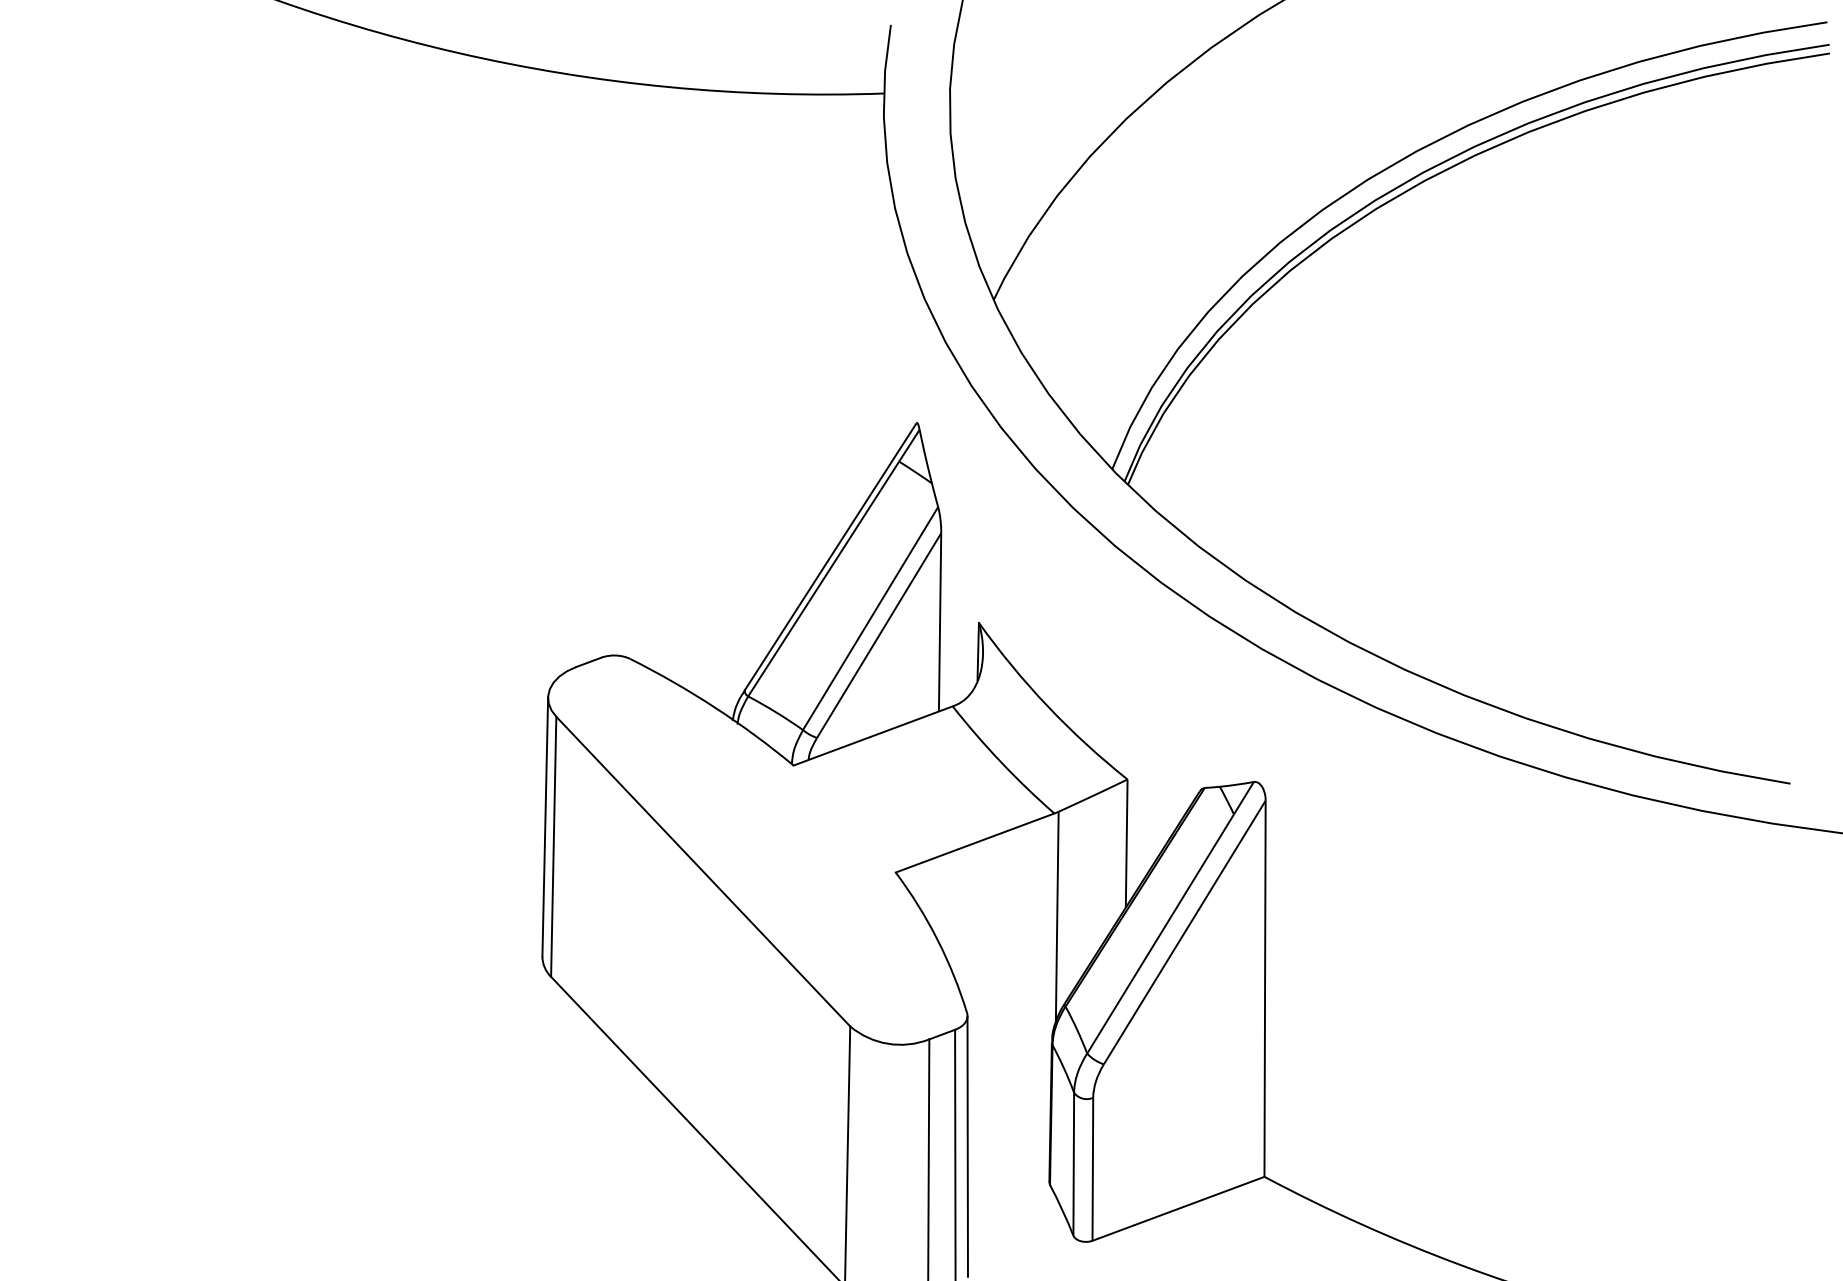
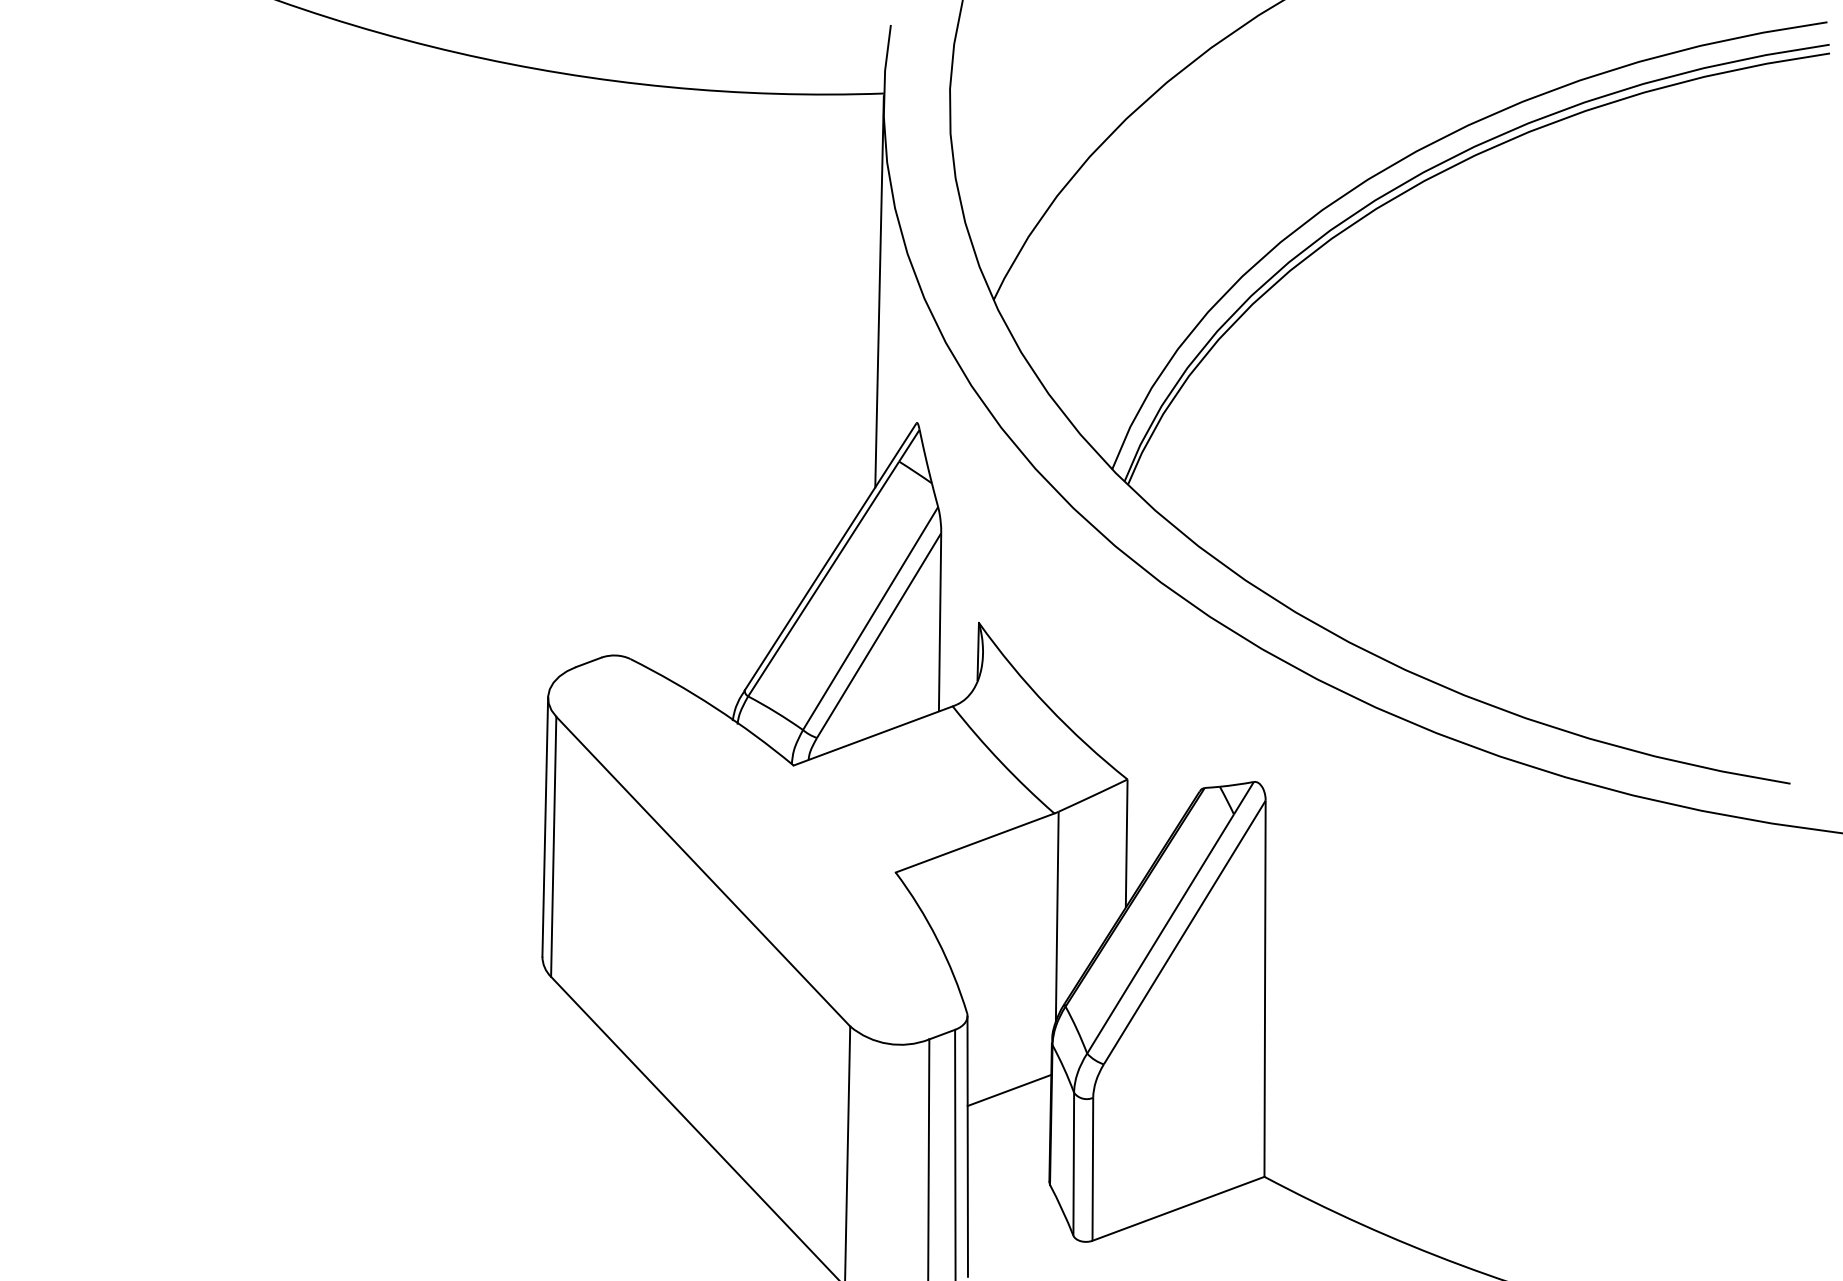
line: none -> present (879, 291)
line: none -> present (1009, 1090)
